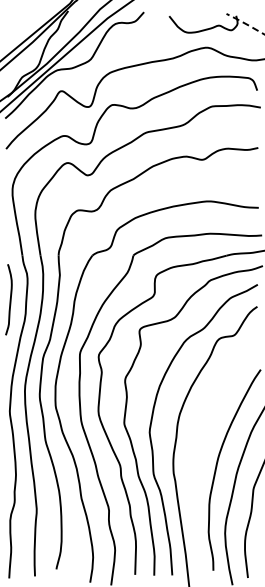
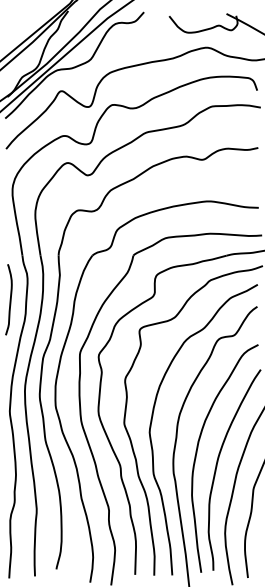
line: dashed -> solid (245, 23)
curve: none -> present (197, 453)
